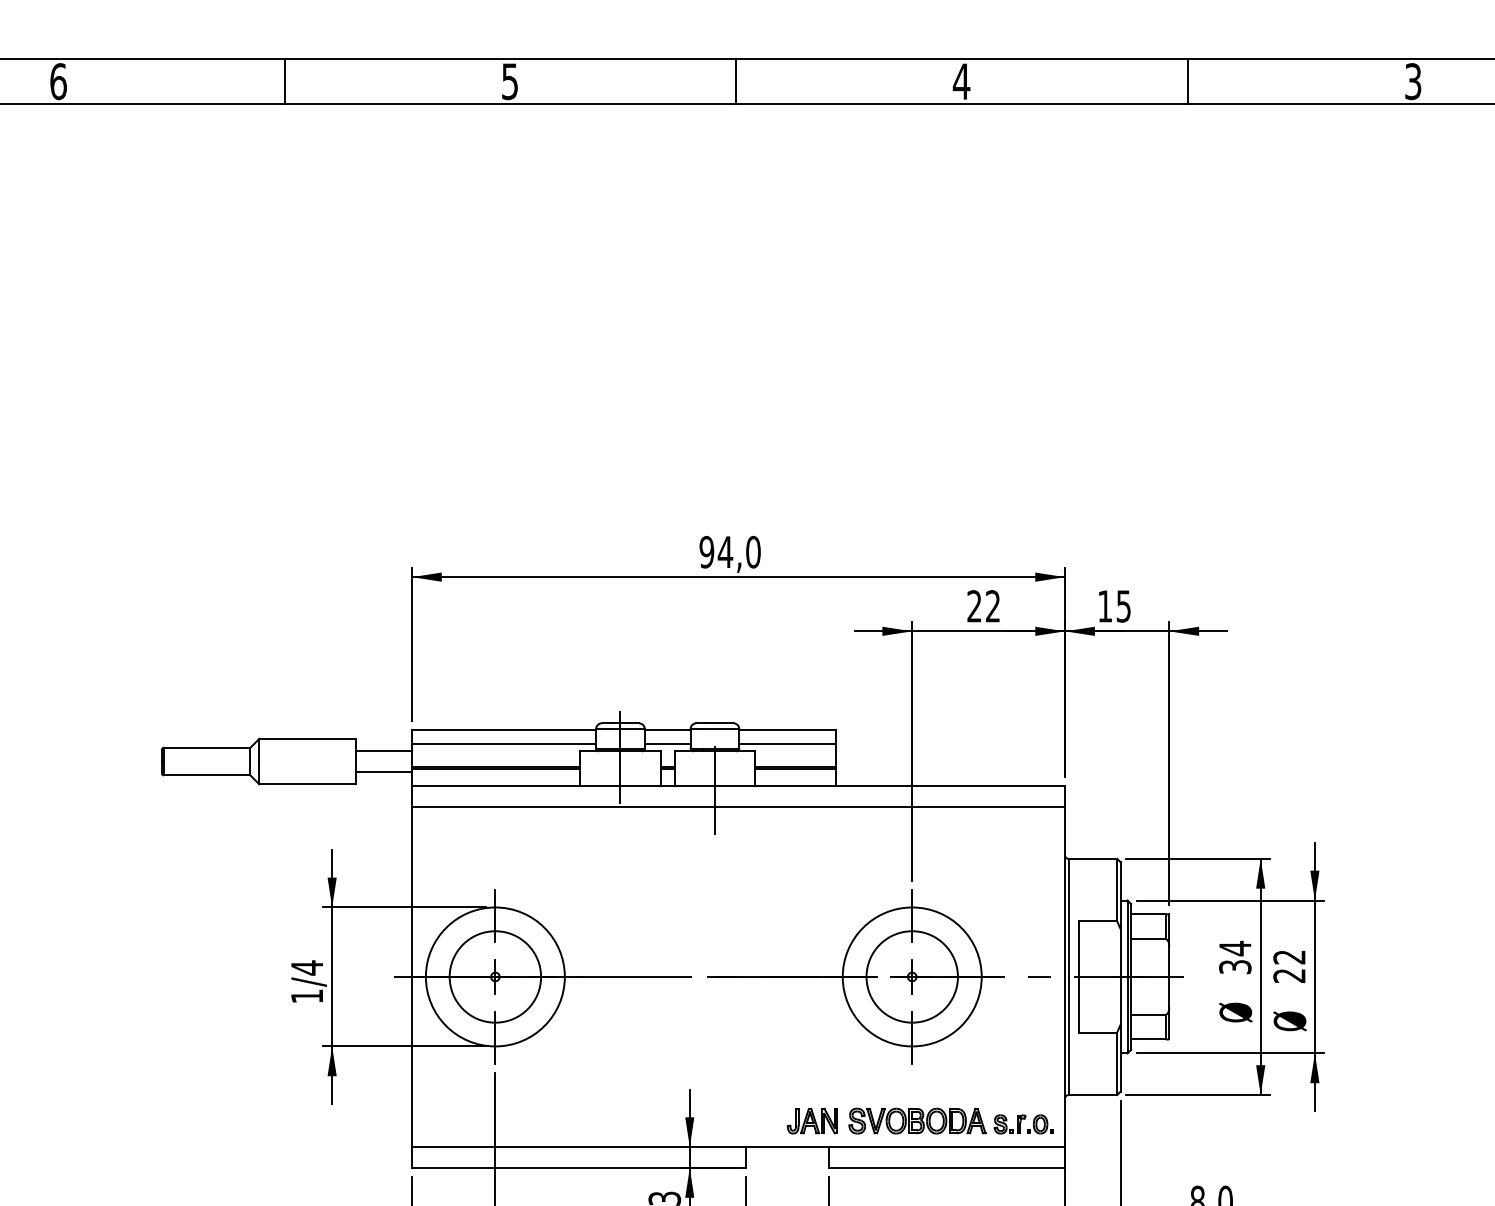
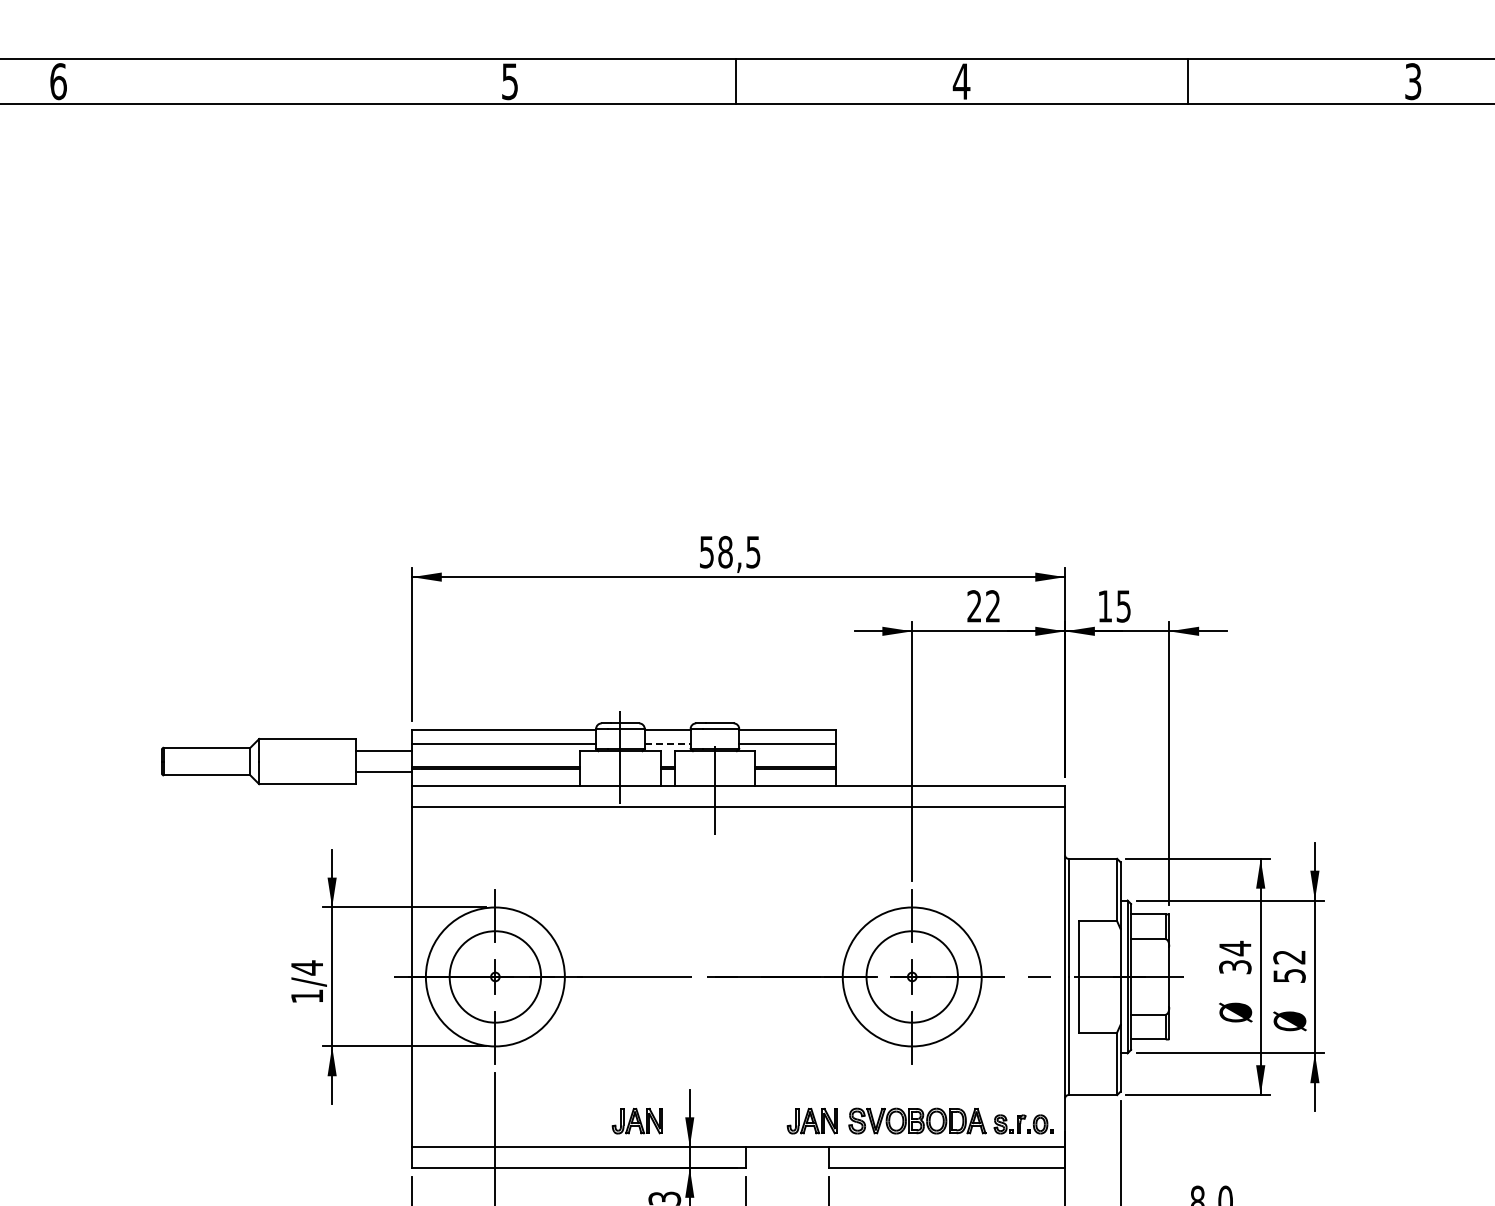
line: present -> none (284, 80)
text: 94,0 -> 58,5 (729, 551)
line: solid -> dashed (667, 744)
text: 22 -> 52 (1289, 975)
part: none -> present (636, 1121)
